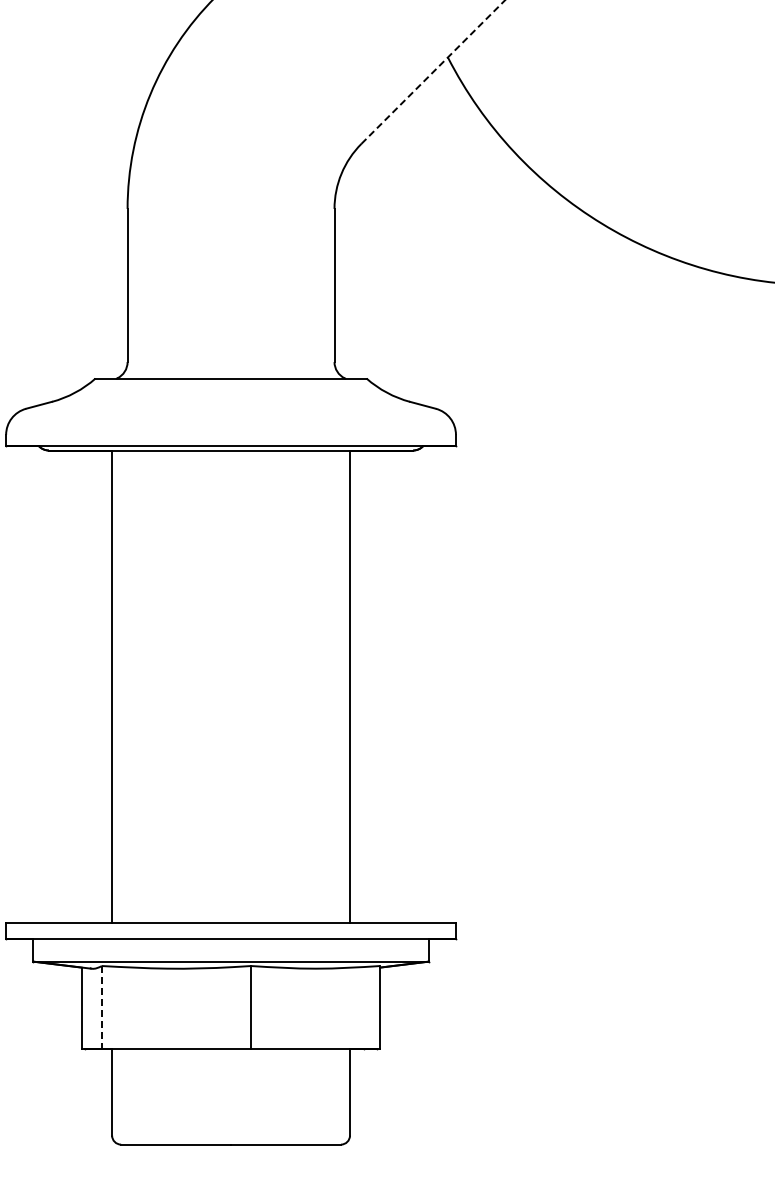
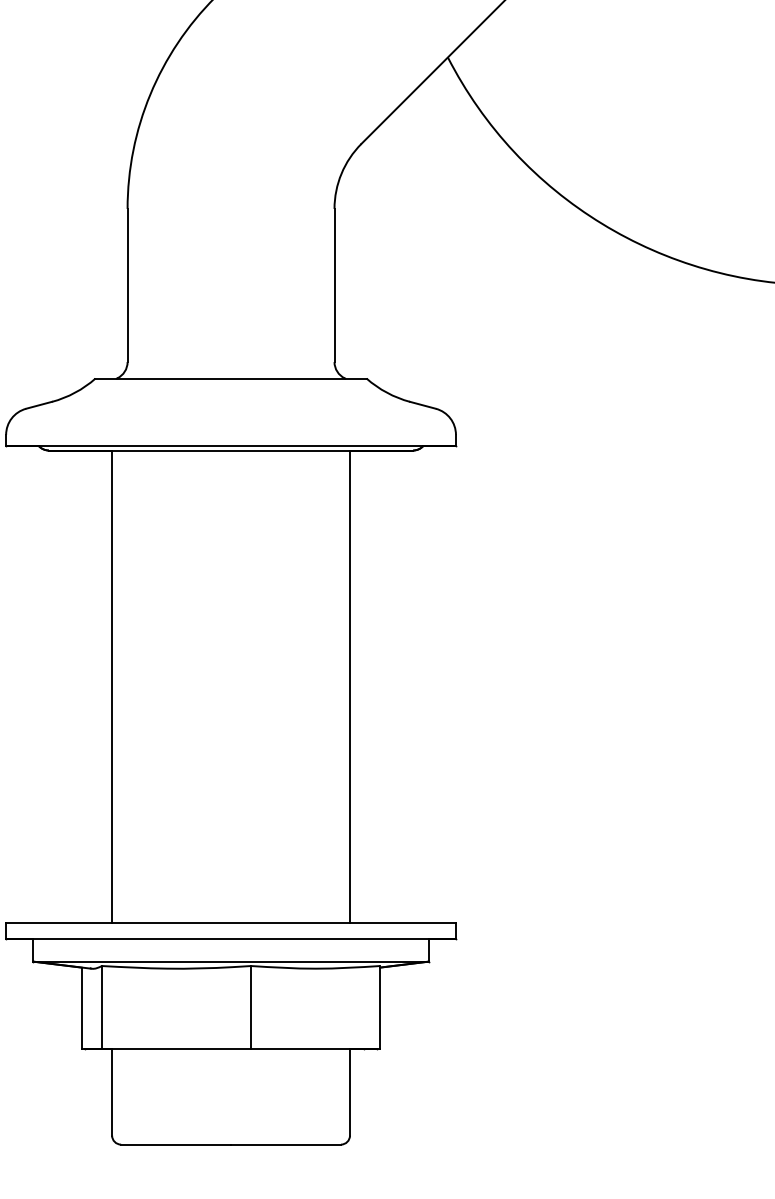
line: dashed -> solid (433, 71)
line: dashed -> solid (101, 1007)
